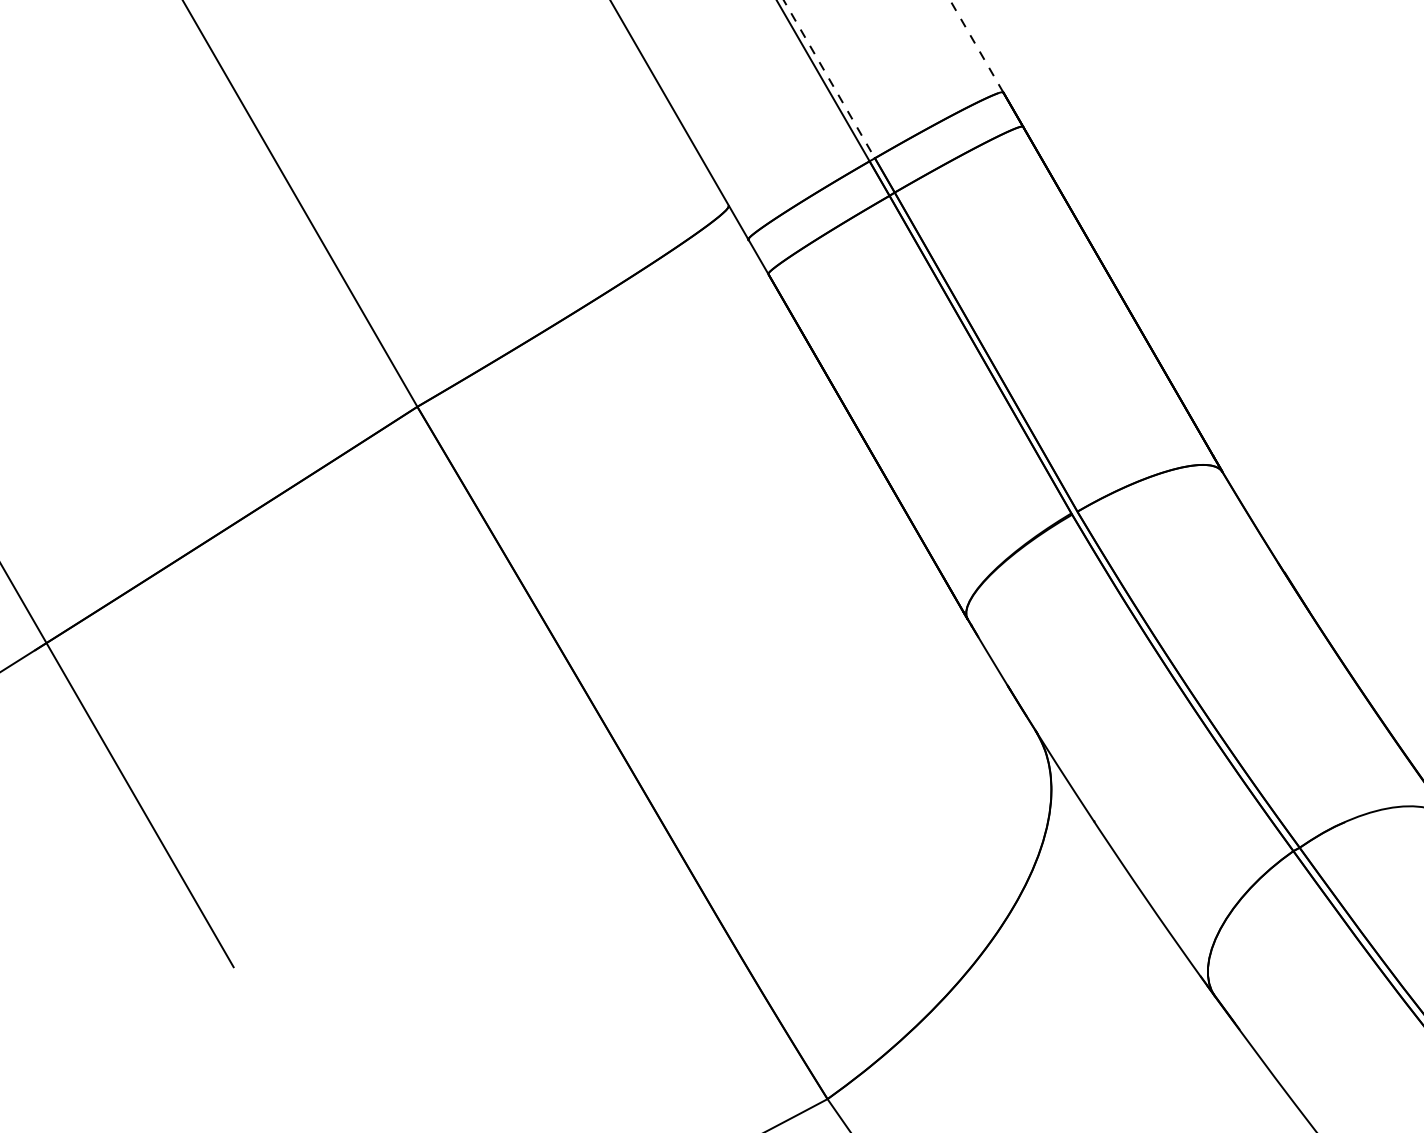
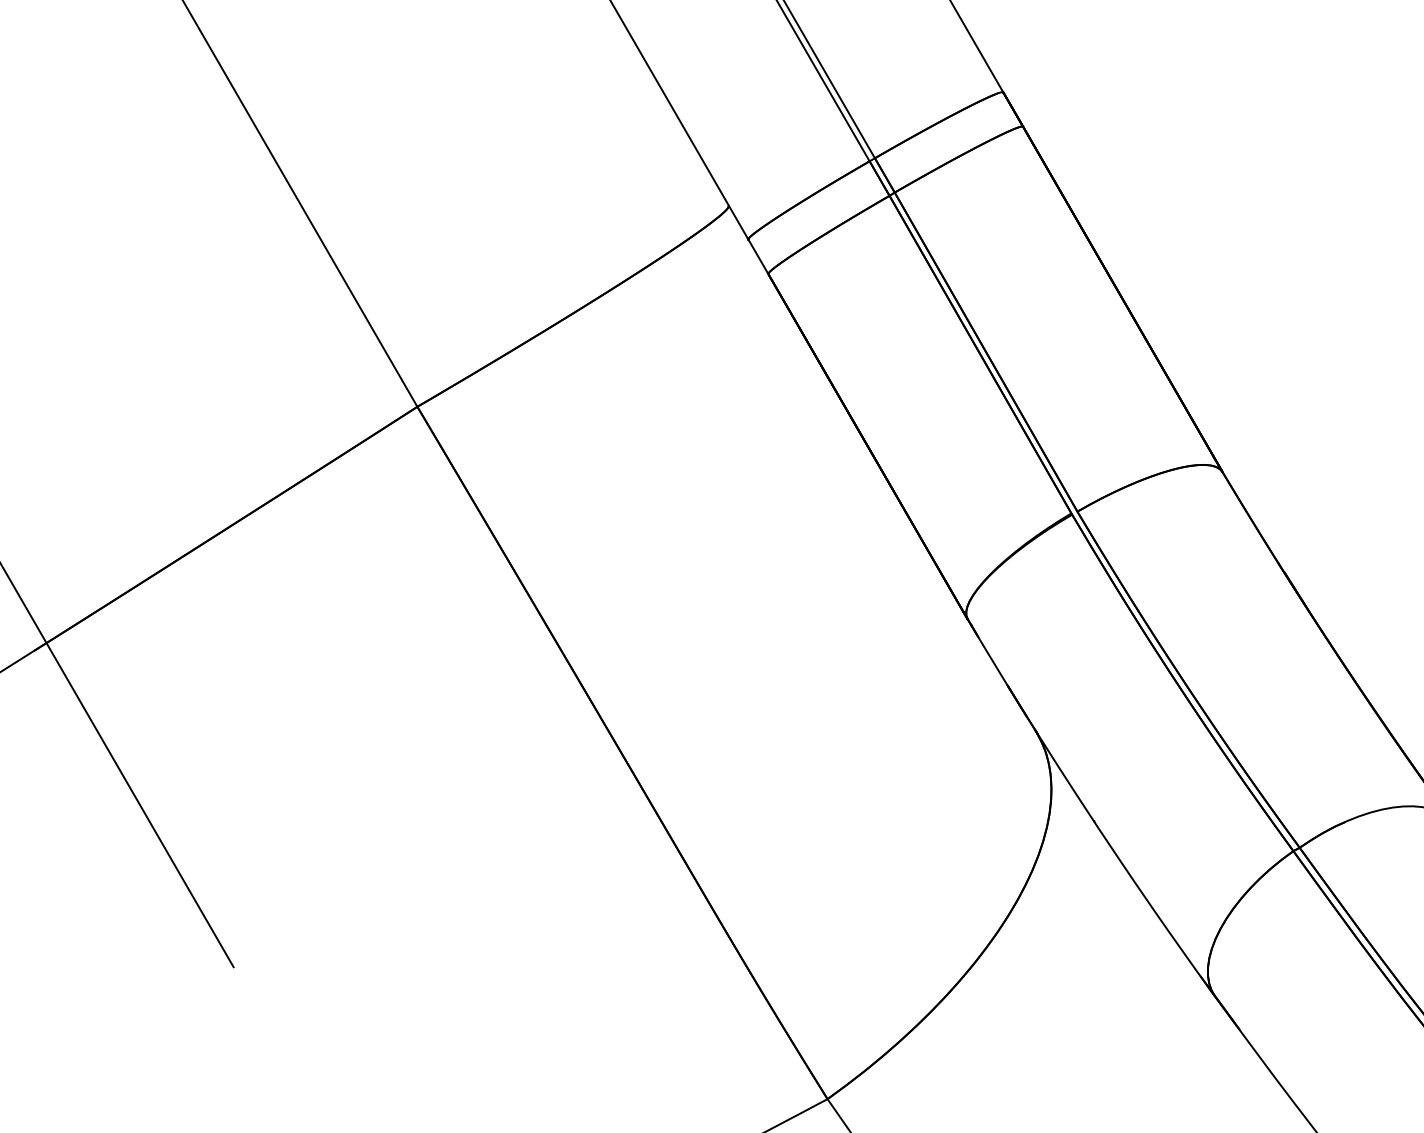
line: dashed -> solid (976, 46)
line: dashed -> solid (829, 79)
